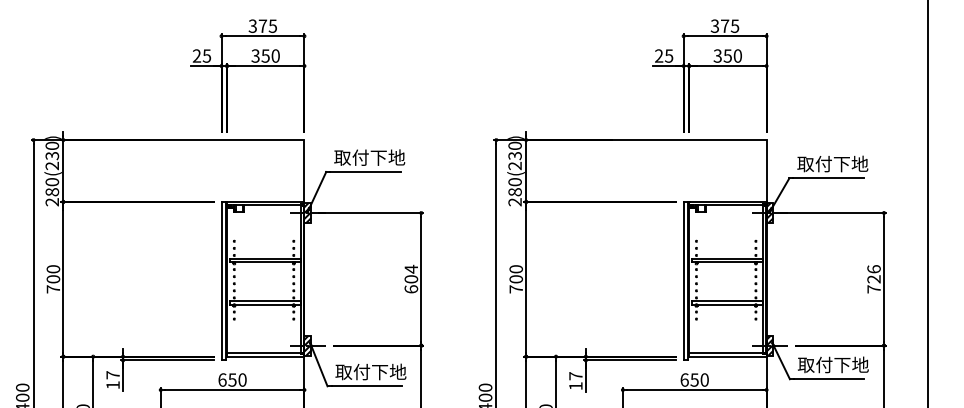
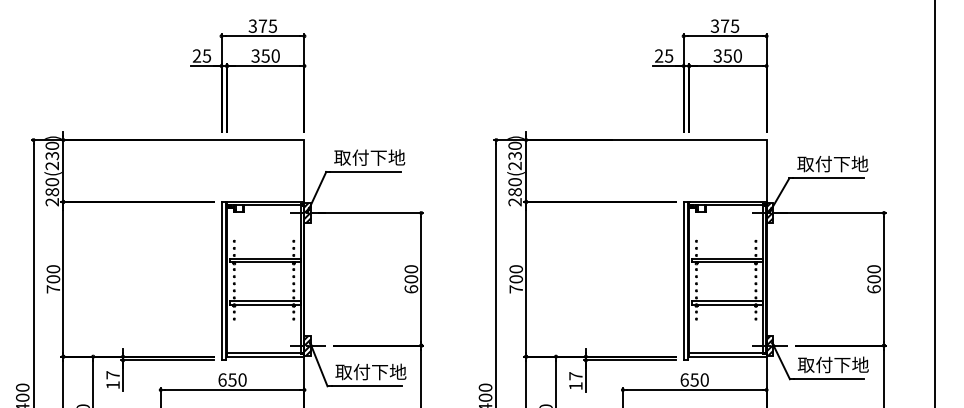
line position: (928, 203) -> (935, 203) (935, 203)
text: 604 -> 600 (411, 268)
text: 726 -> 600 (873, 279)
